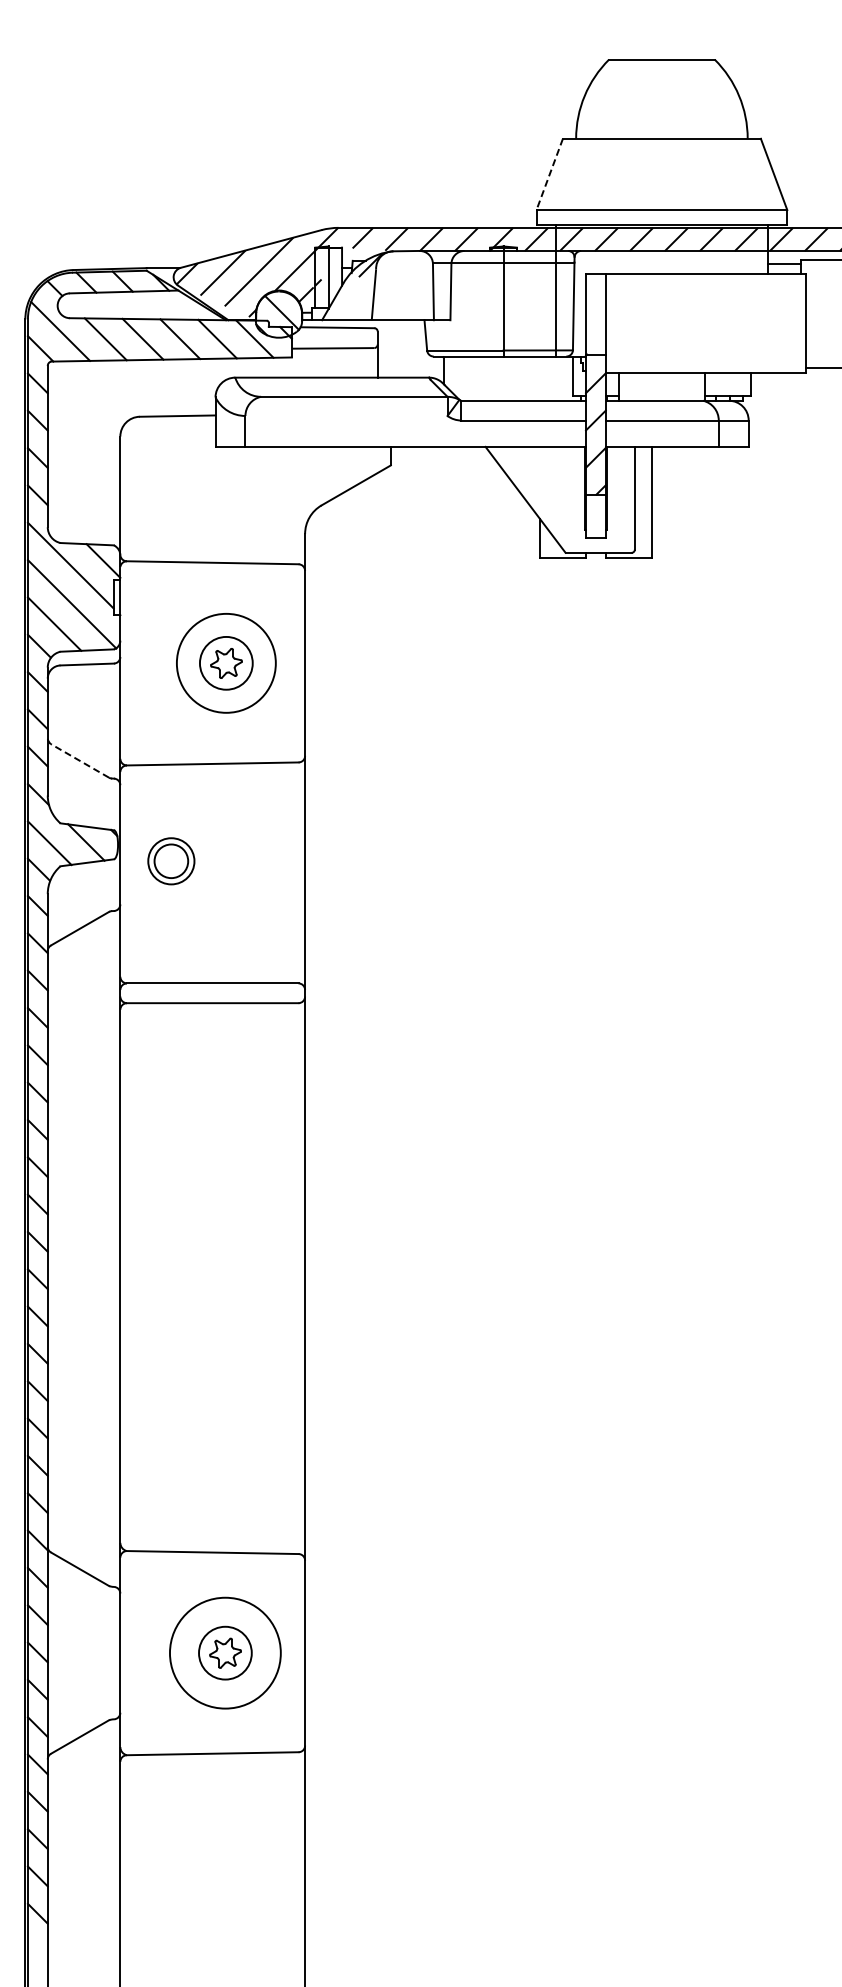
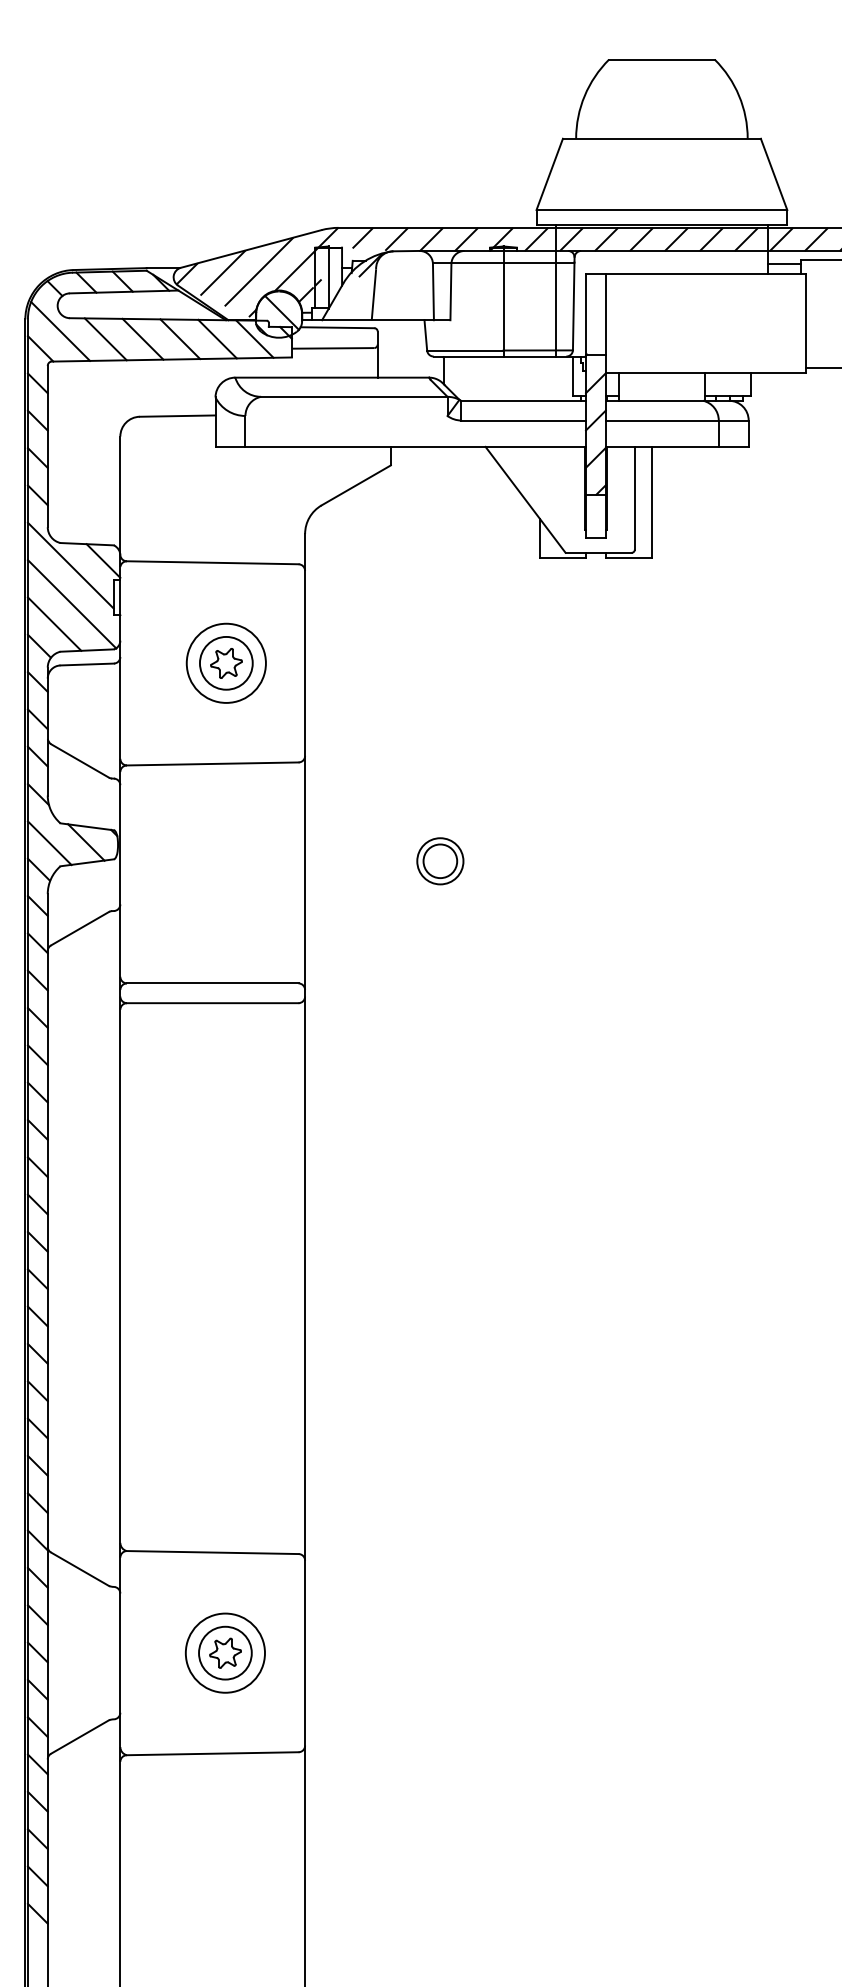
line: dashed -> solid (549, 174)
circle diameter: 99 px -> 79 px (225, 662)
line: dashed -> solid (79, 760)
part position: (171, 861) -> (440, 861) (440, 861)
circle diameter: 111 px -> 79 px (225, 1652)
